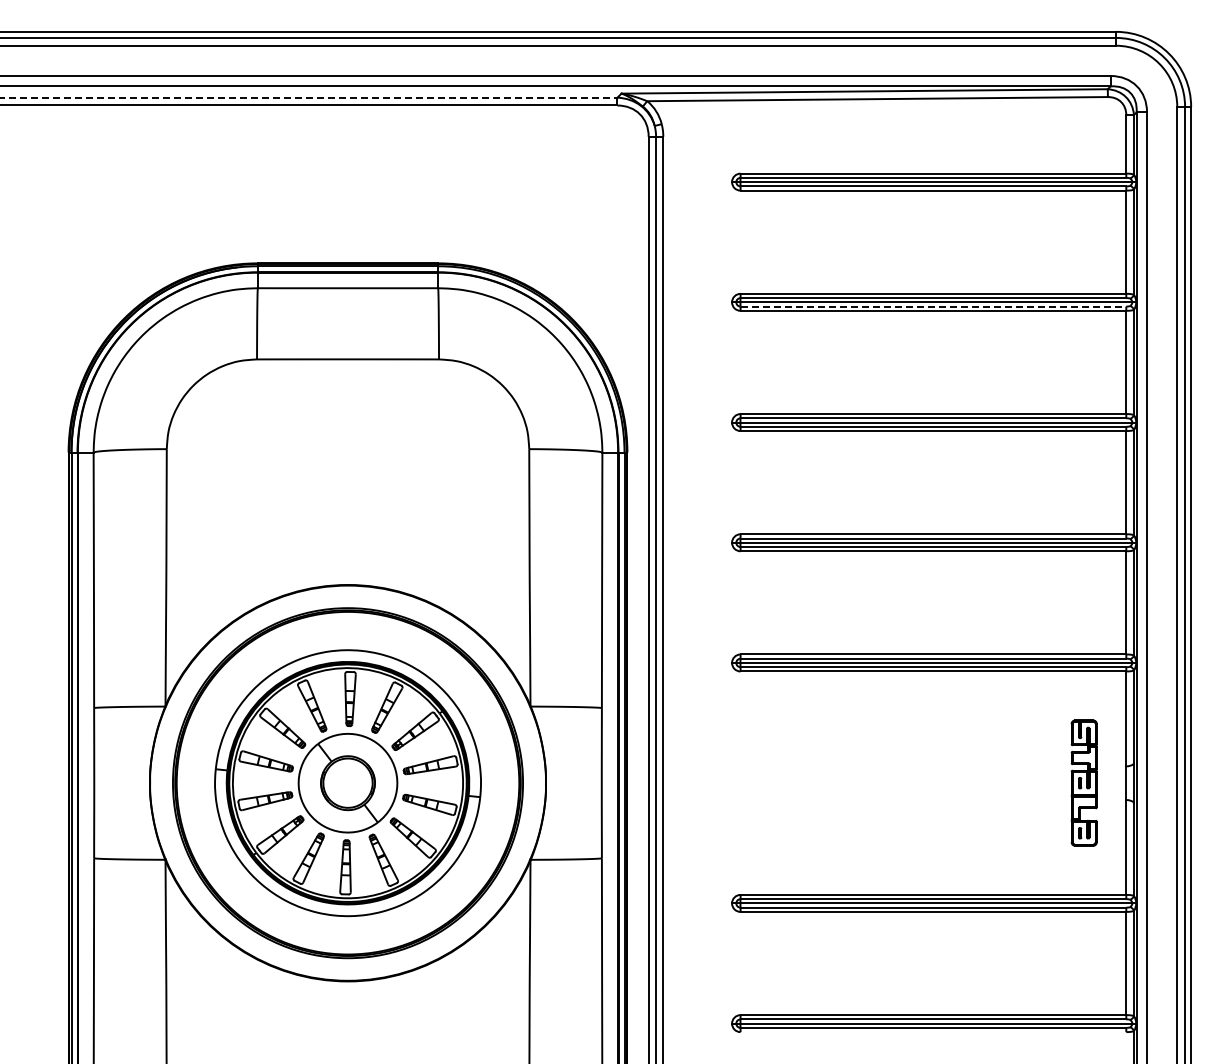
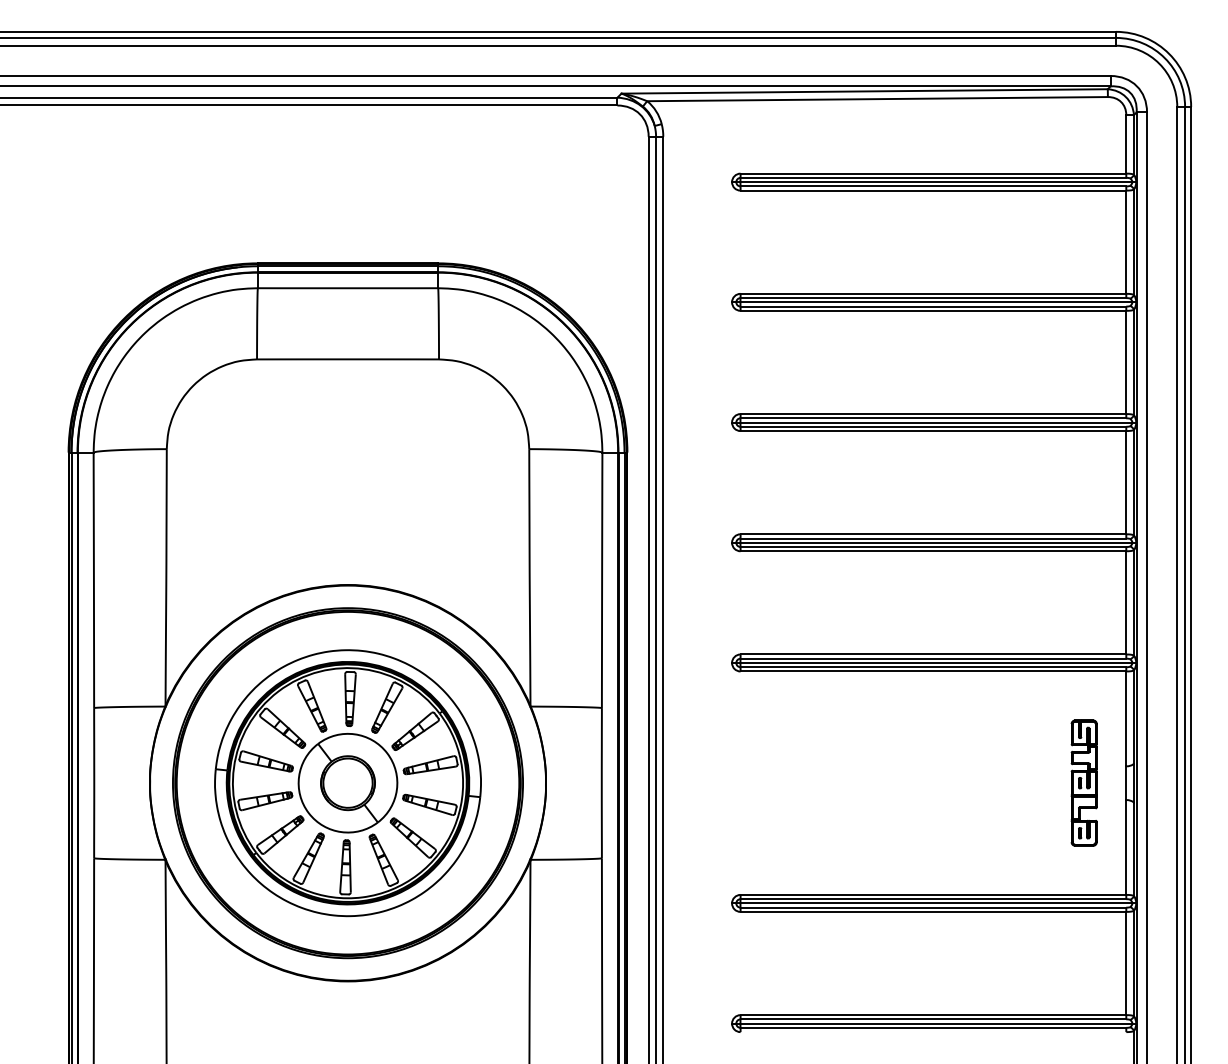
line: dashed -> solid (309, 97)
line: dashed -> solid (933, 306)
